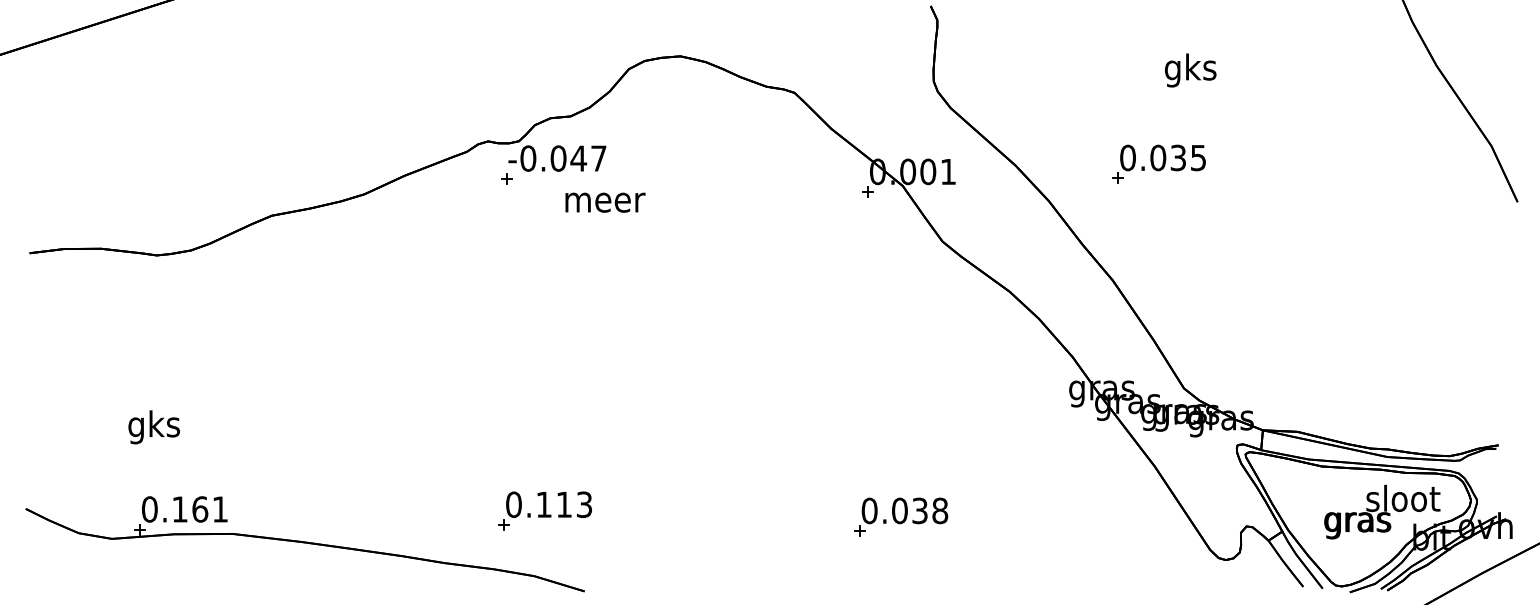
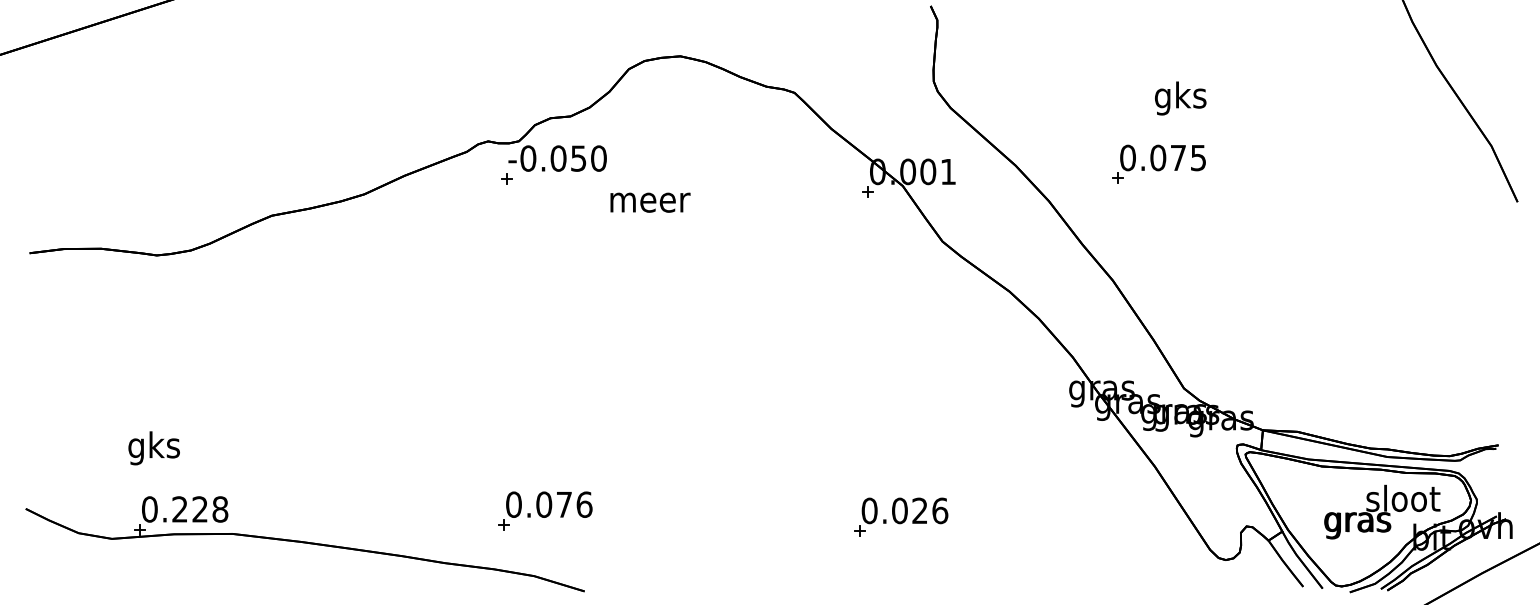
text position: (1190, 70) -> (1180, 98) (1180, 98)
text: 0.035 -> 0.075 (1177, 157)
text: -0.047 -> -0.050 (588, 158)
text position: (605, 202) -> (650, 202) (650, 202)
text position: (153, 427) -> (153, 448) (153, 448)
text: 0.113 -> 0.076 (564, 504)
text: 0.161 -> 0.228 (200, 509)
text: 0.038 -> 0.026 (930, 510)
